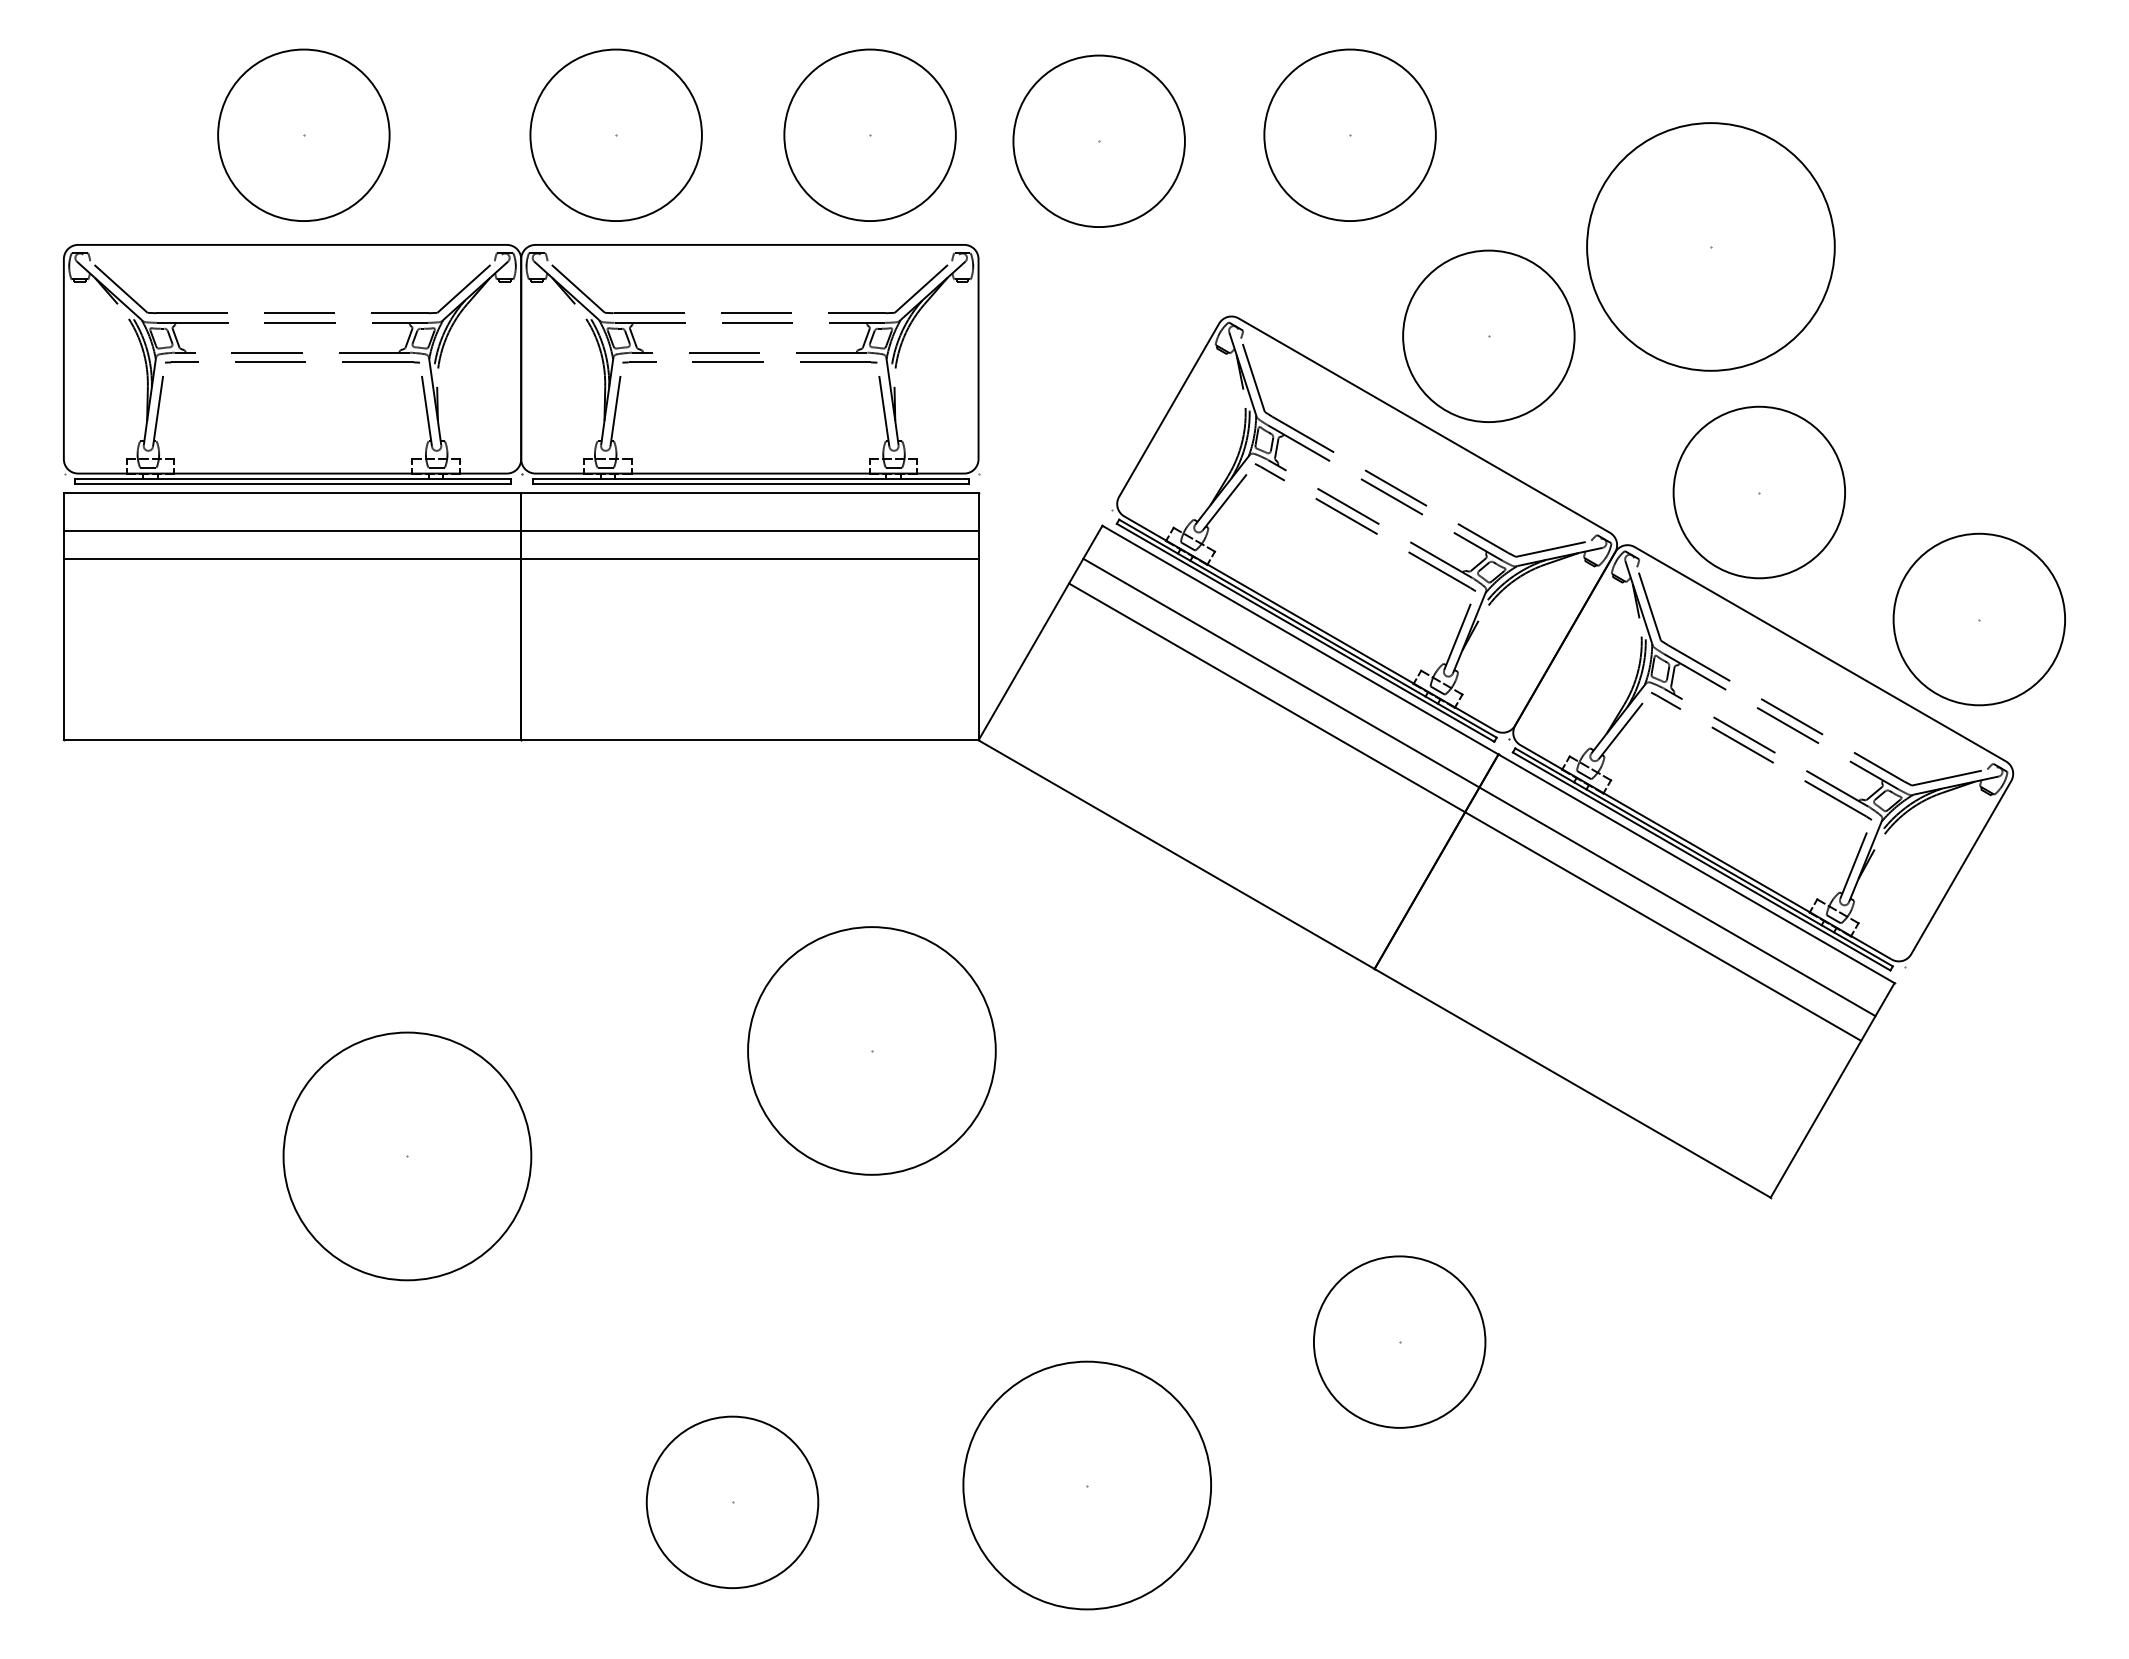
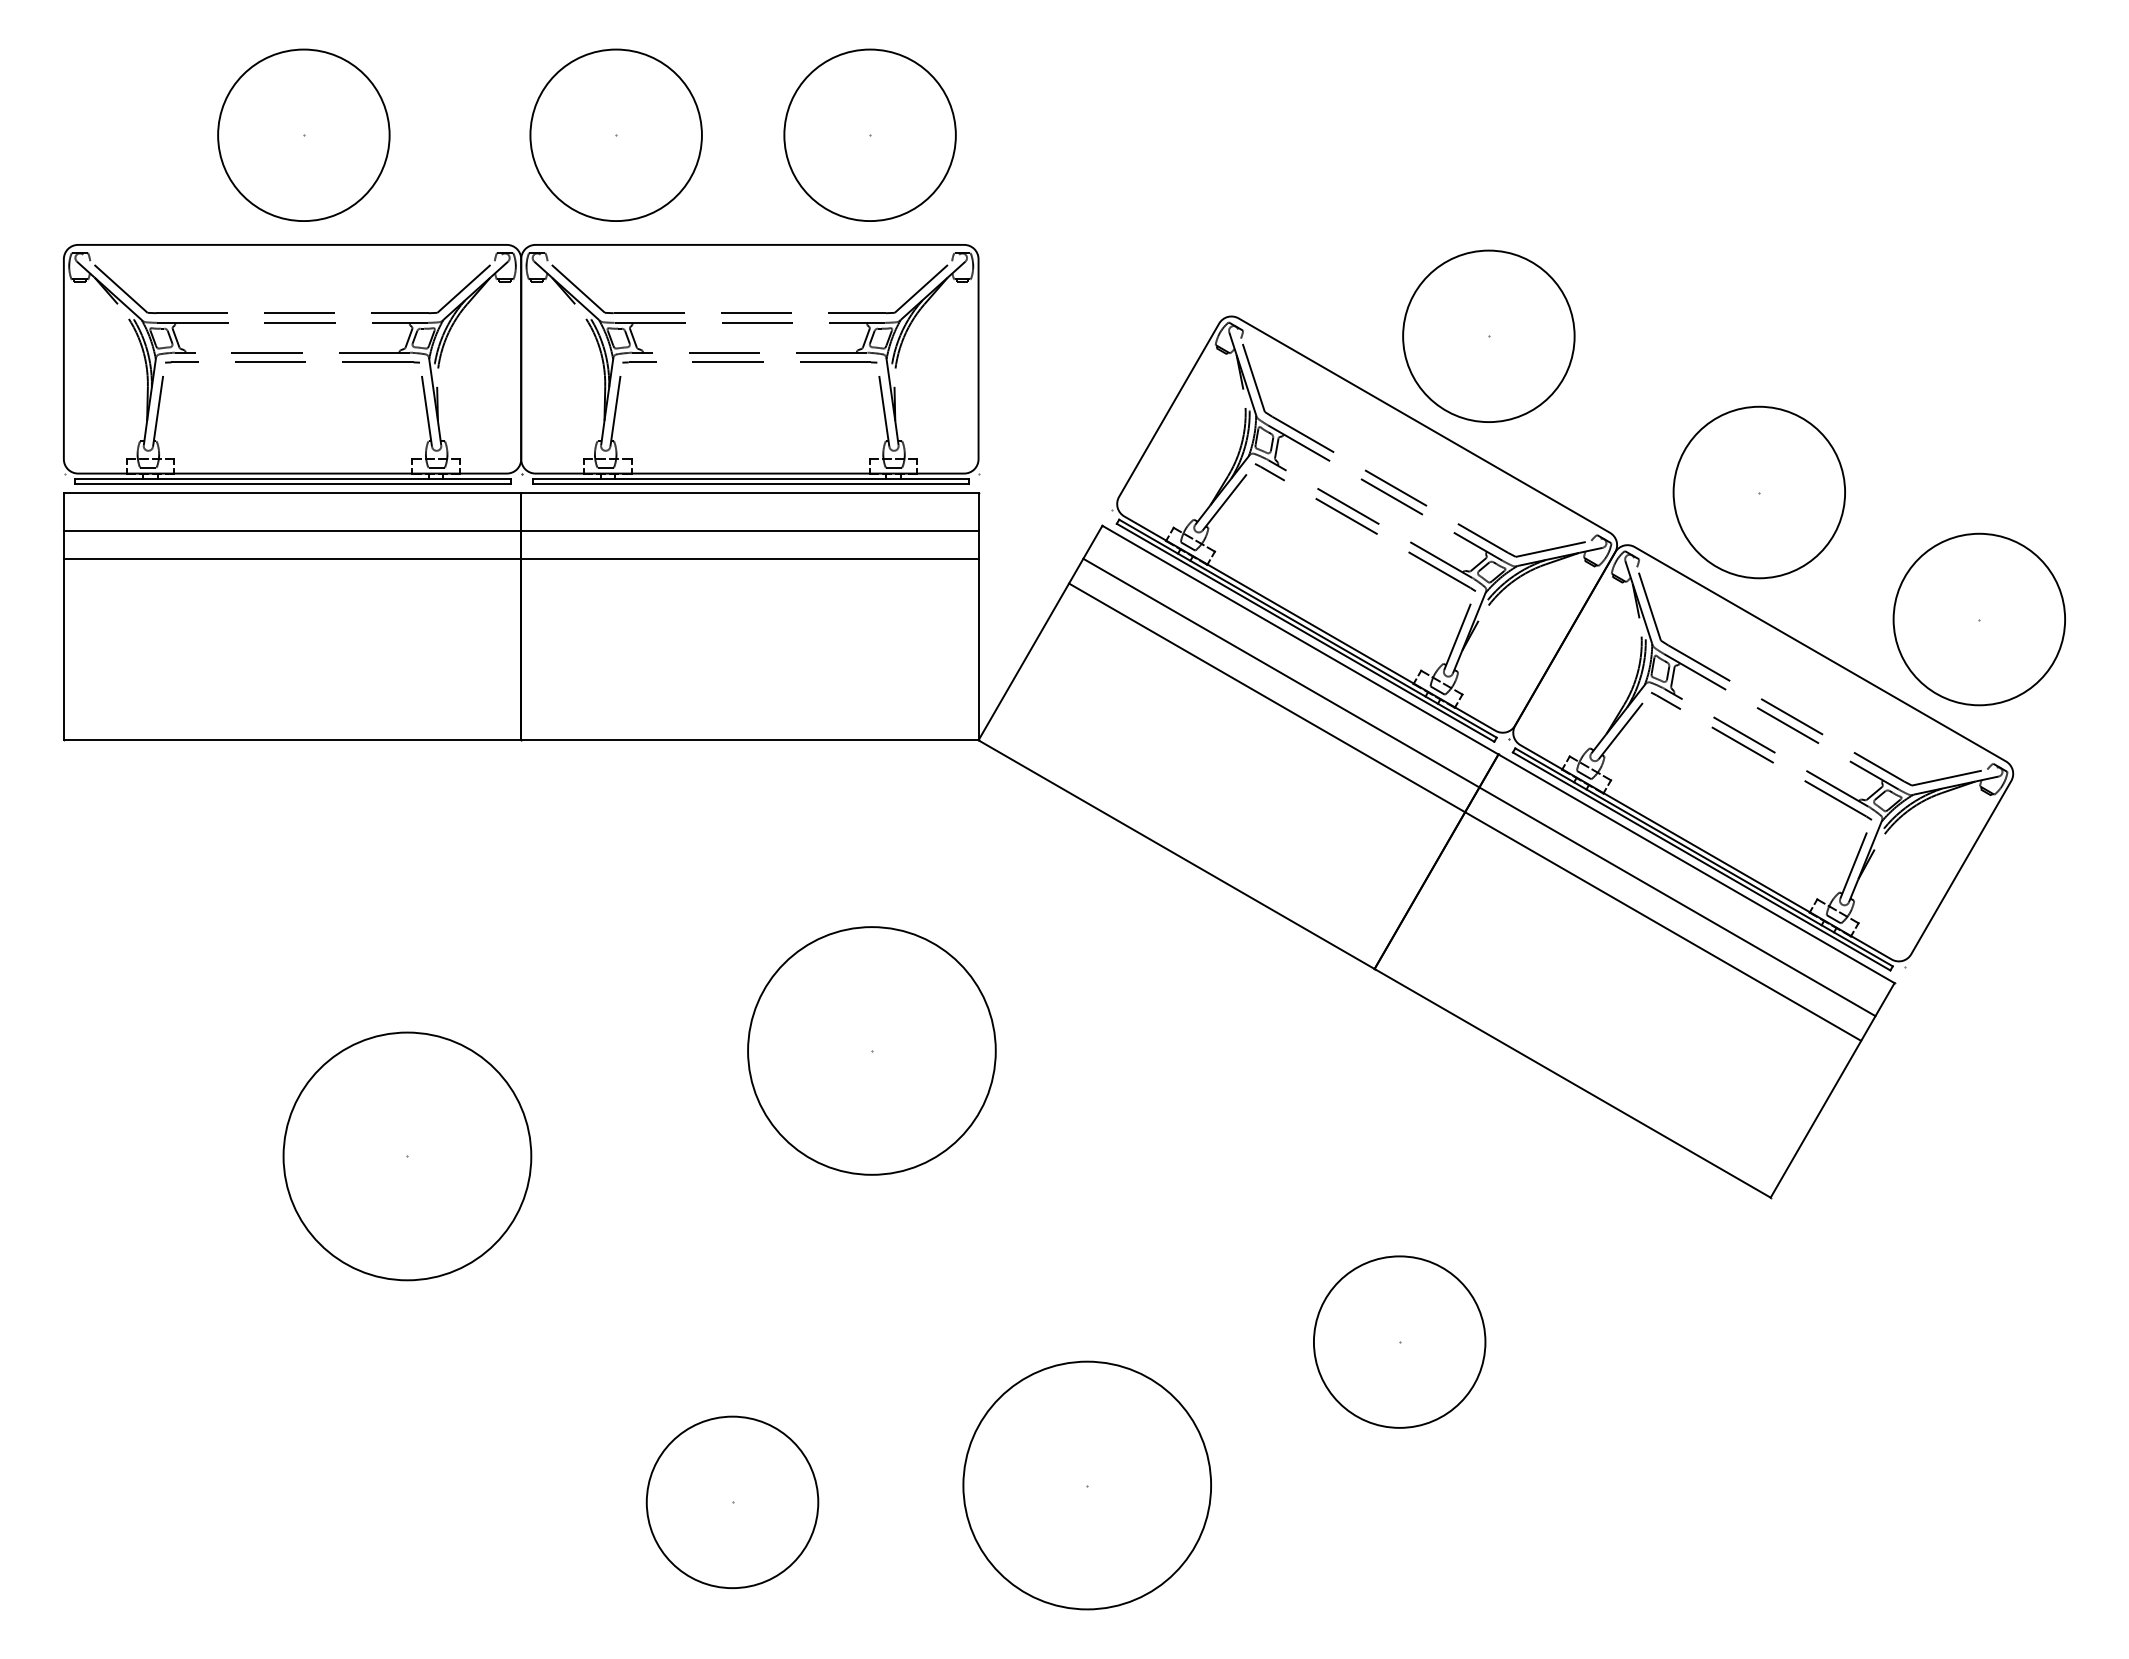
part: present -> none (1349, 134)
part: present -> none (1098, 140)
part: present -> none (1710, 246)
